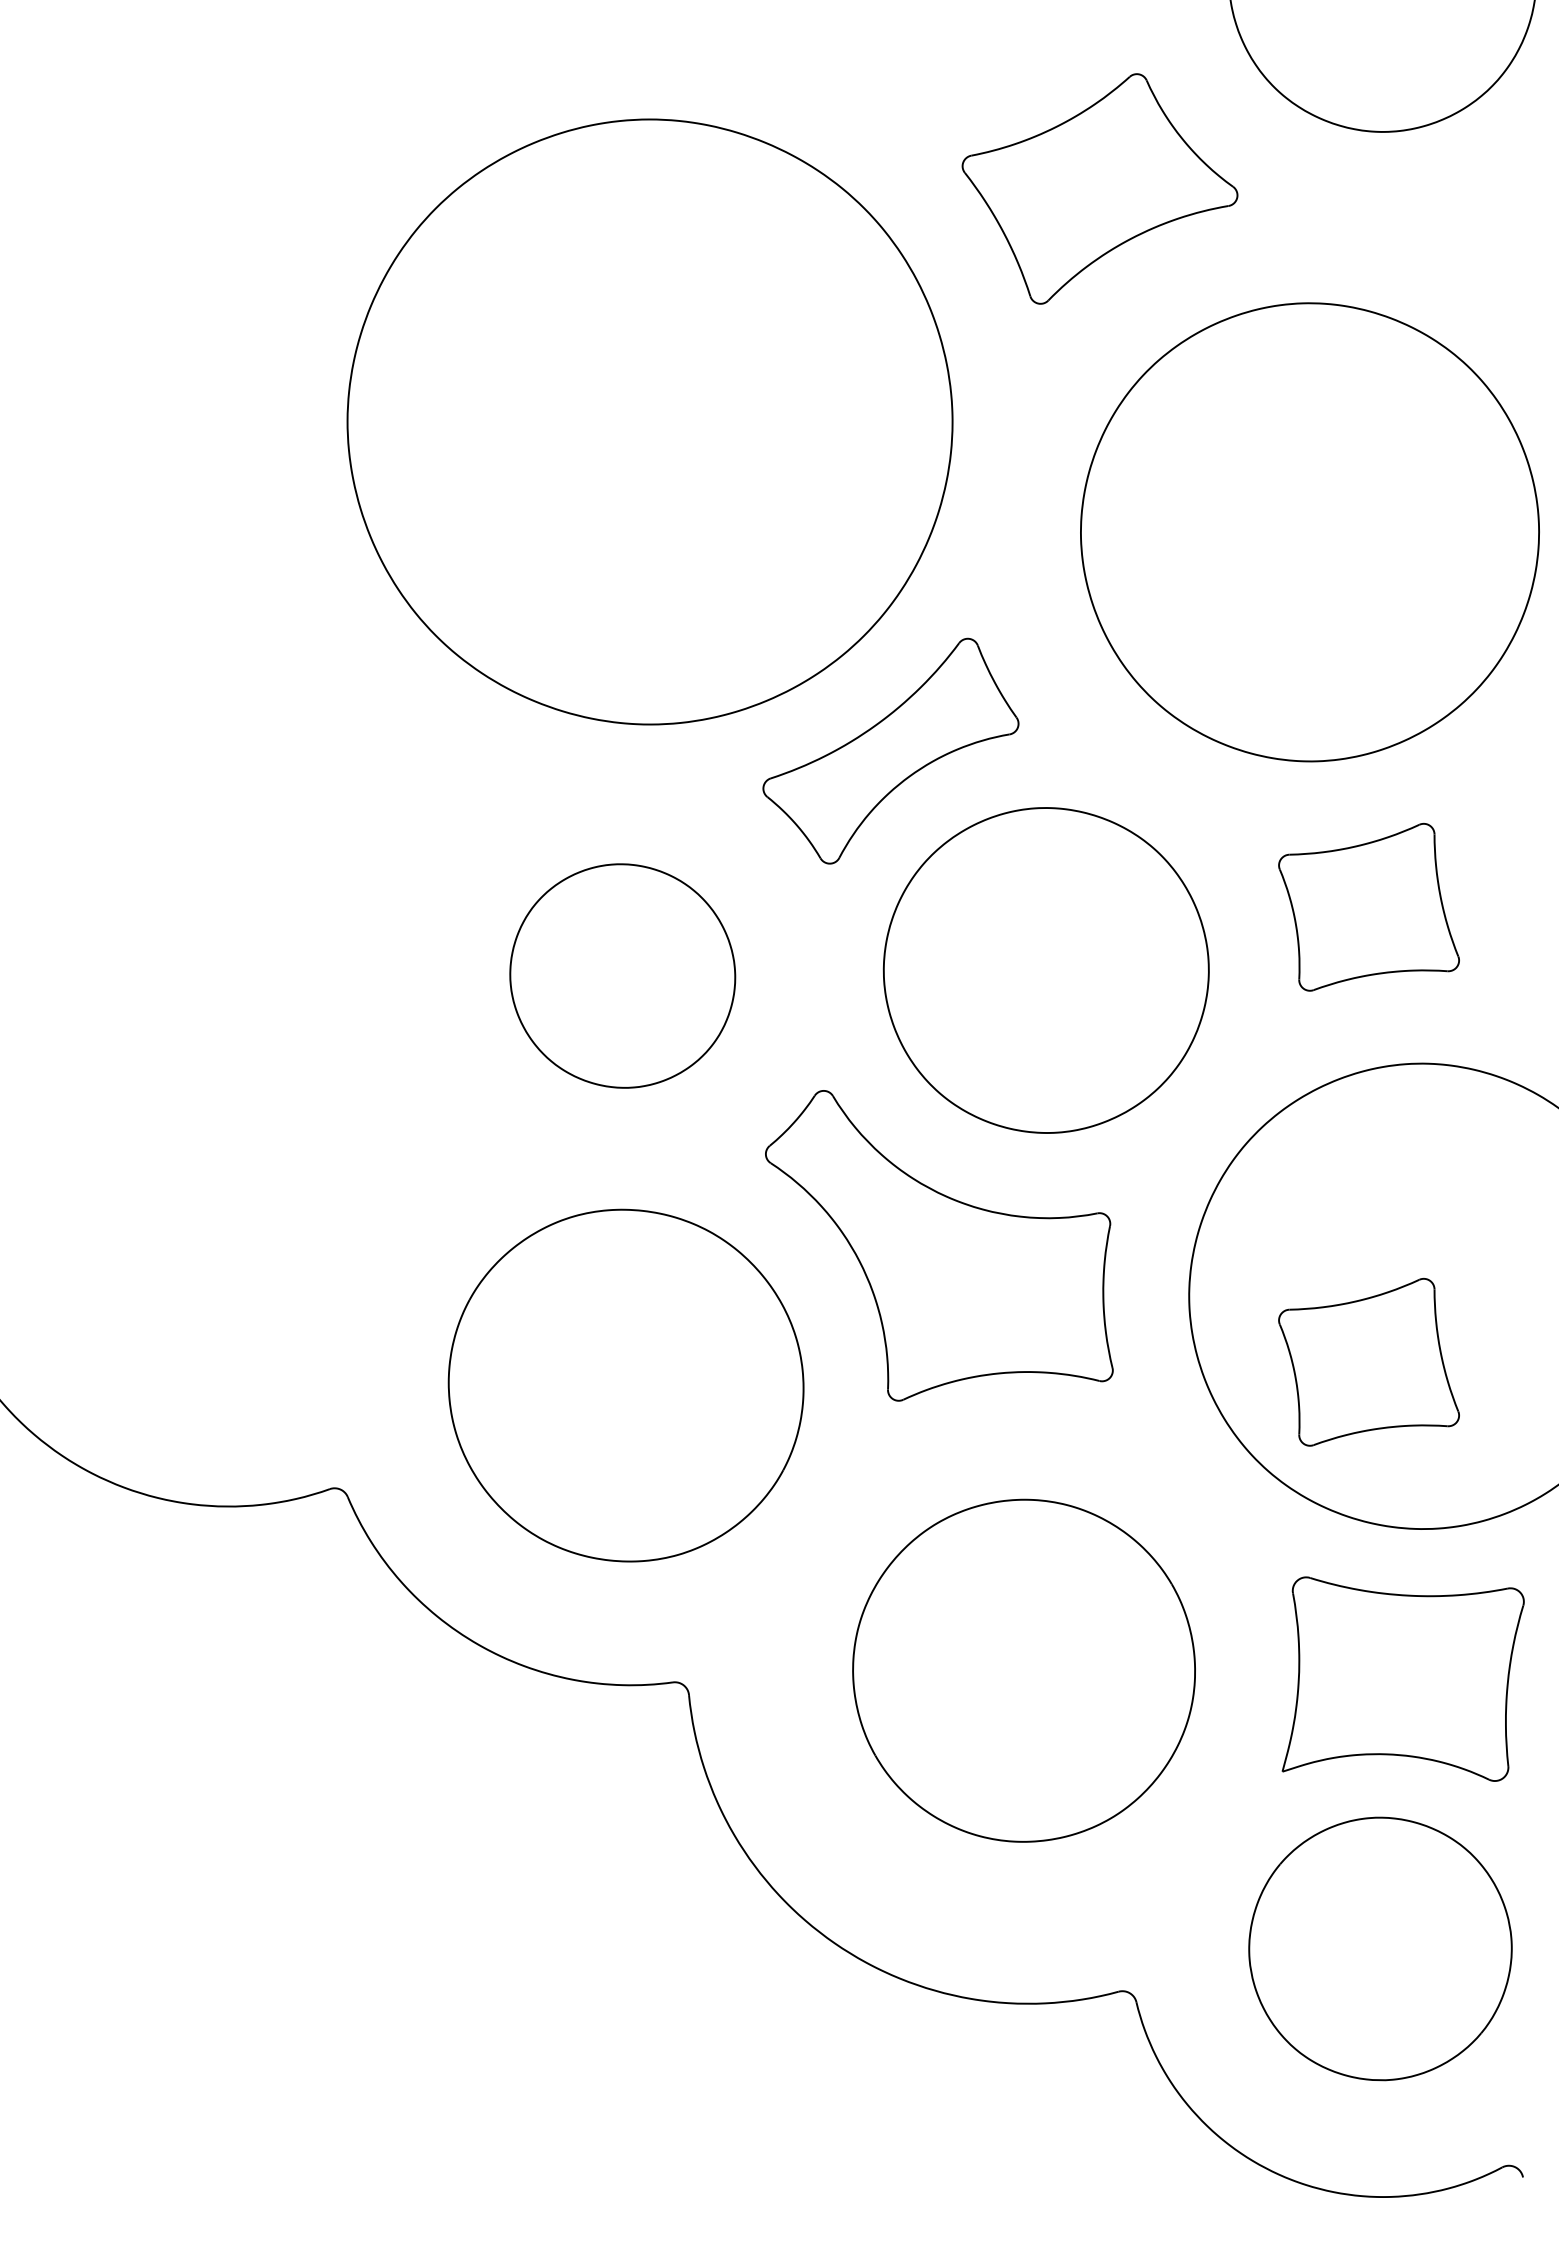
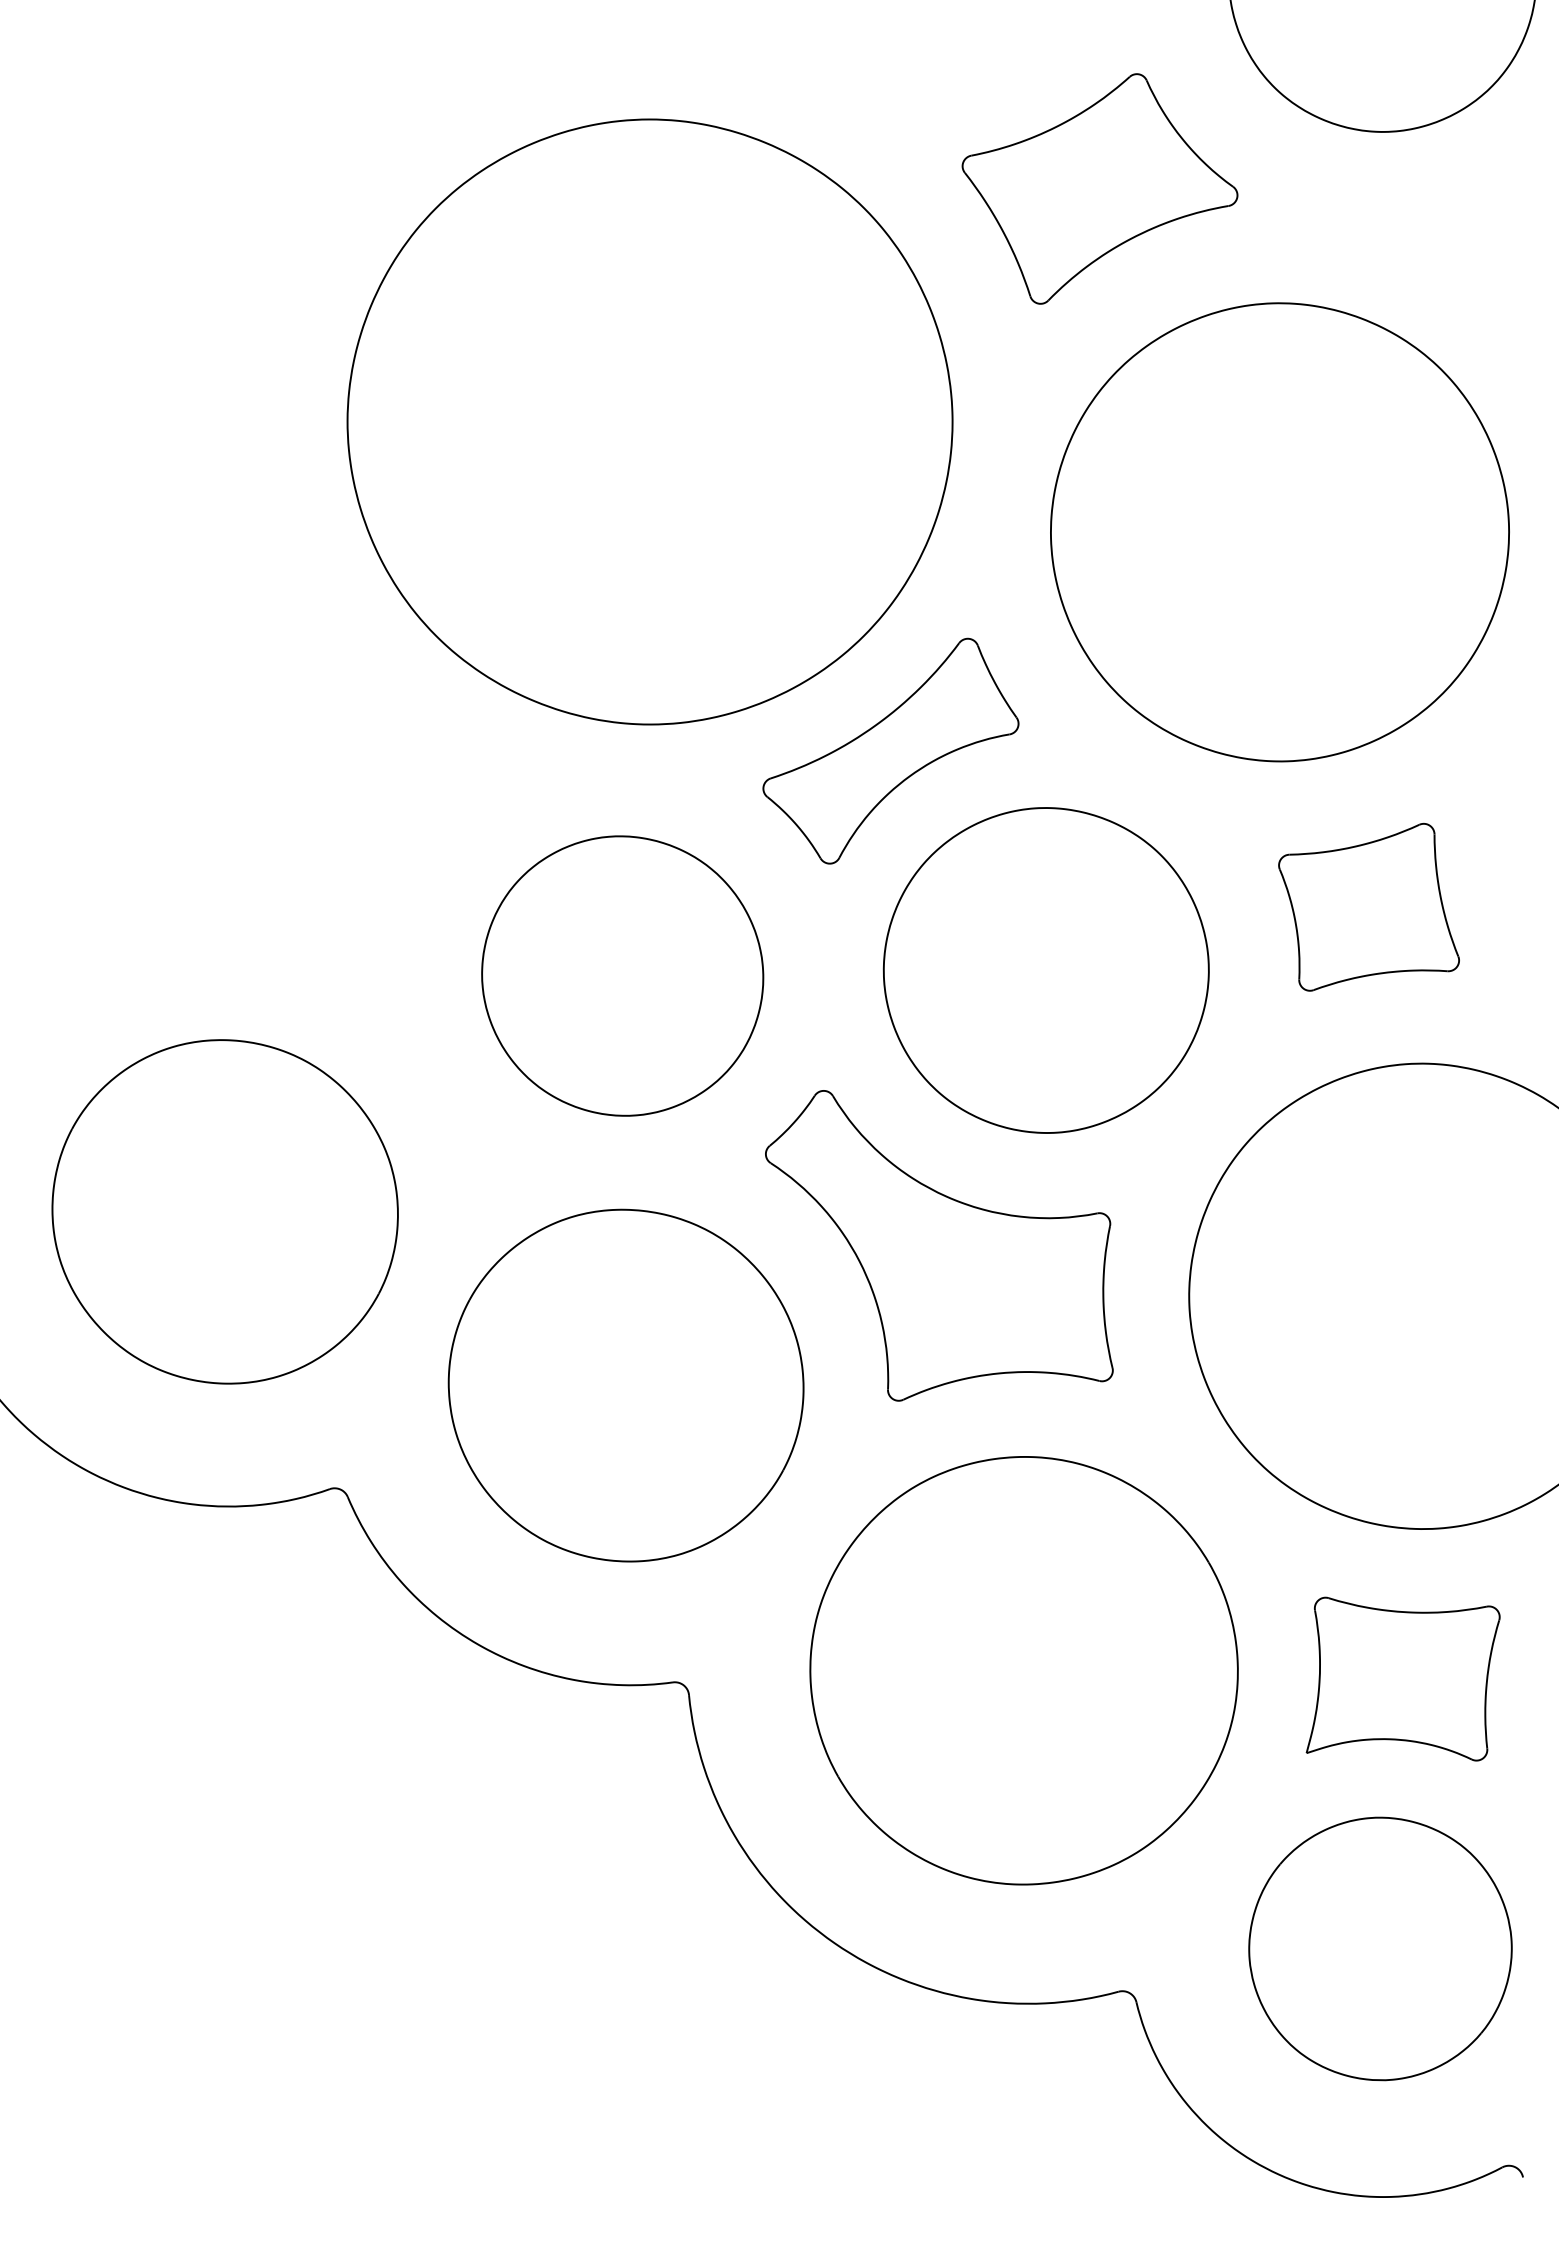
part position: (1309, 532) -> (1279, 532) (1279, 532)
part size: 228x226 px -> 284x282 px (622, 975)
part: none -> present (224, 1211)
part: present -> none (1368, 1361)
part size: 344x345 px -> 430x430 px (1023, 1670)
part size: 244x206 px -> 196x166 px (1402, 1678)
